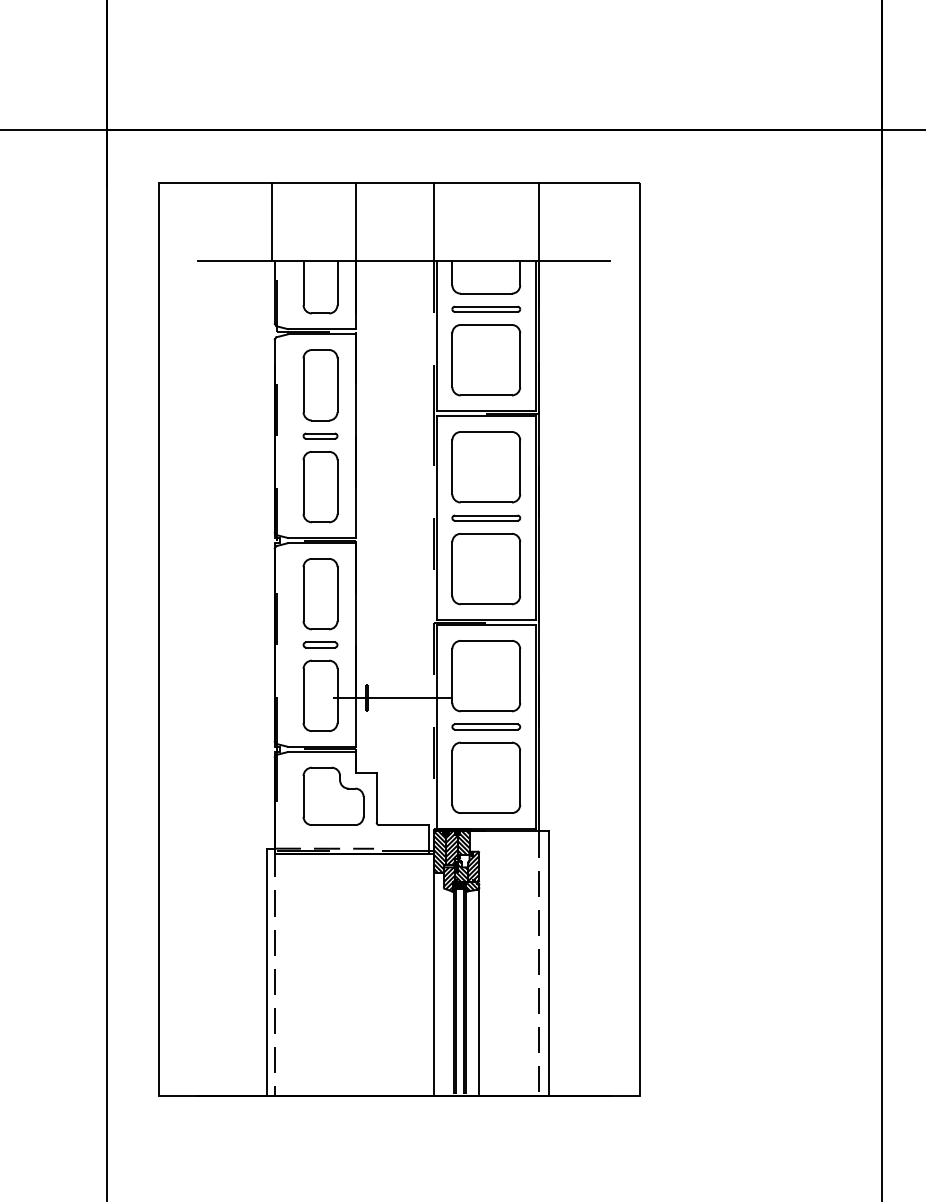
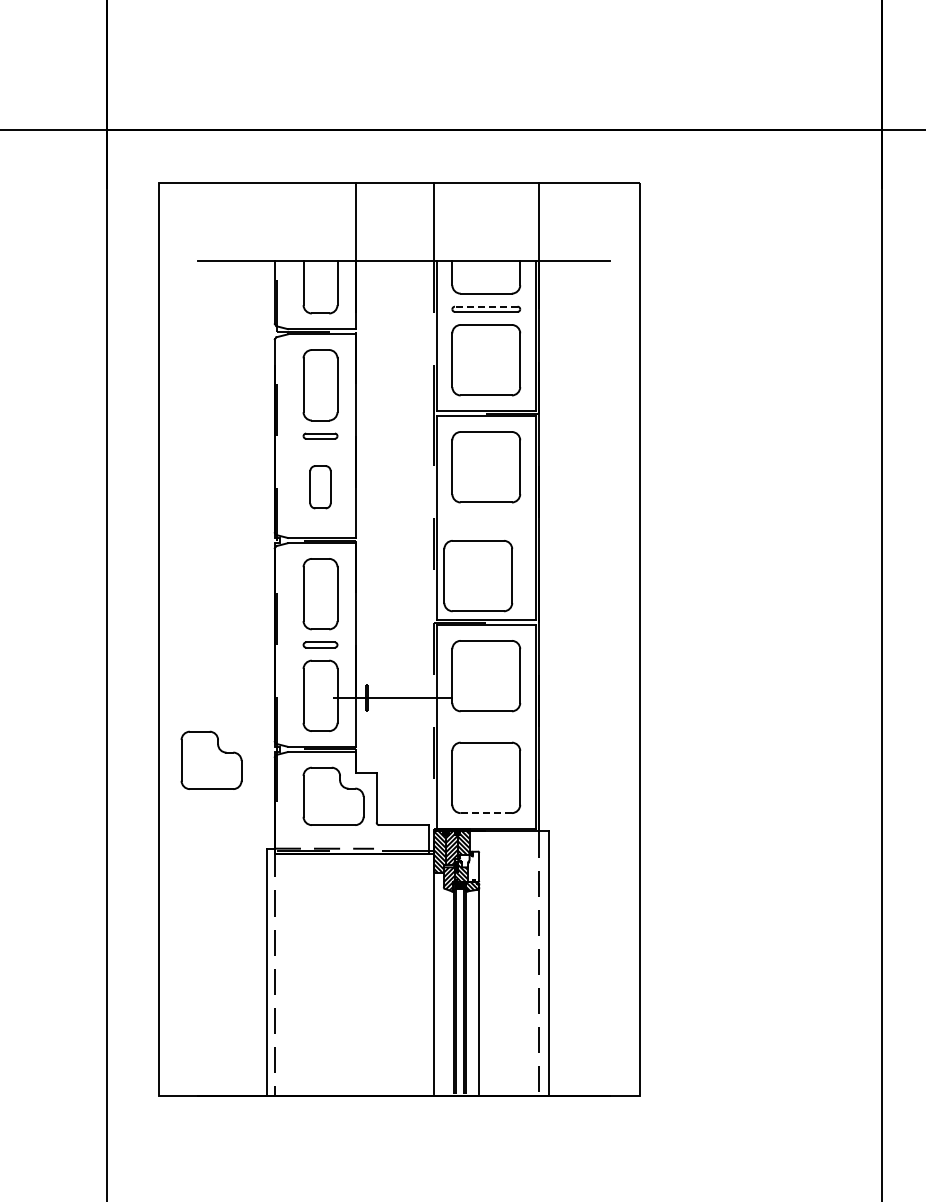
line: present -> none (272, 221)
line: solid -> dashed (485, 306)
part size: 37x73 px -> 23x45 px (320, 487)
part: present -> none (486, 517)
part position: (486, 569) -> (478, 576) (478, 576)
part: present -> none (486, 726)
part: none -> present (211, 759)
line: solid -> dashed (486, 813)
hatch: present -> none (473, 866)
